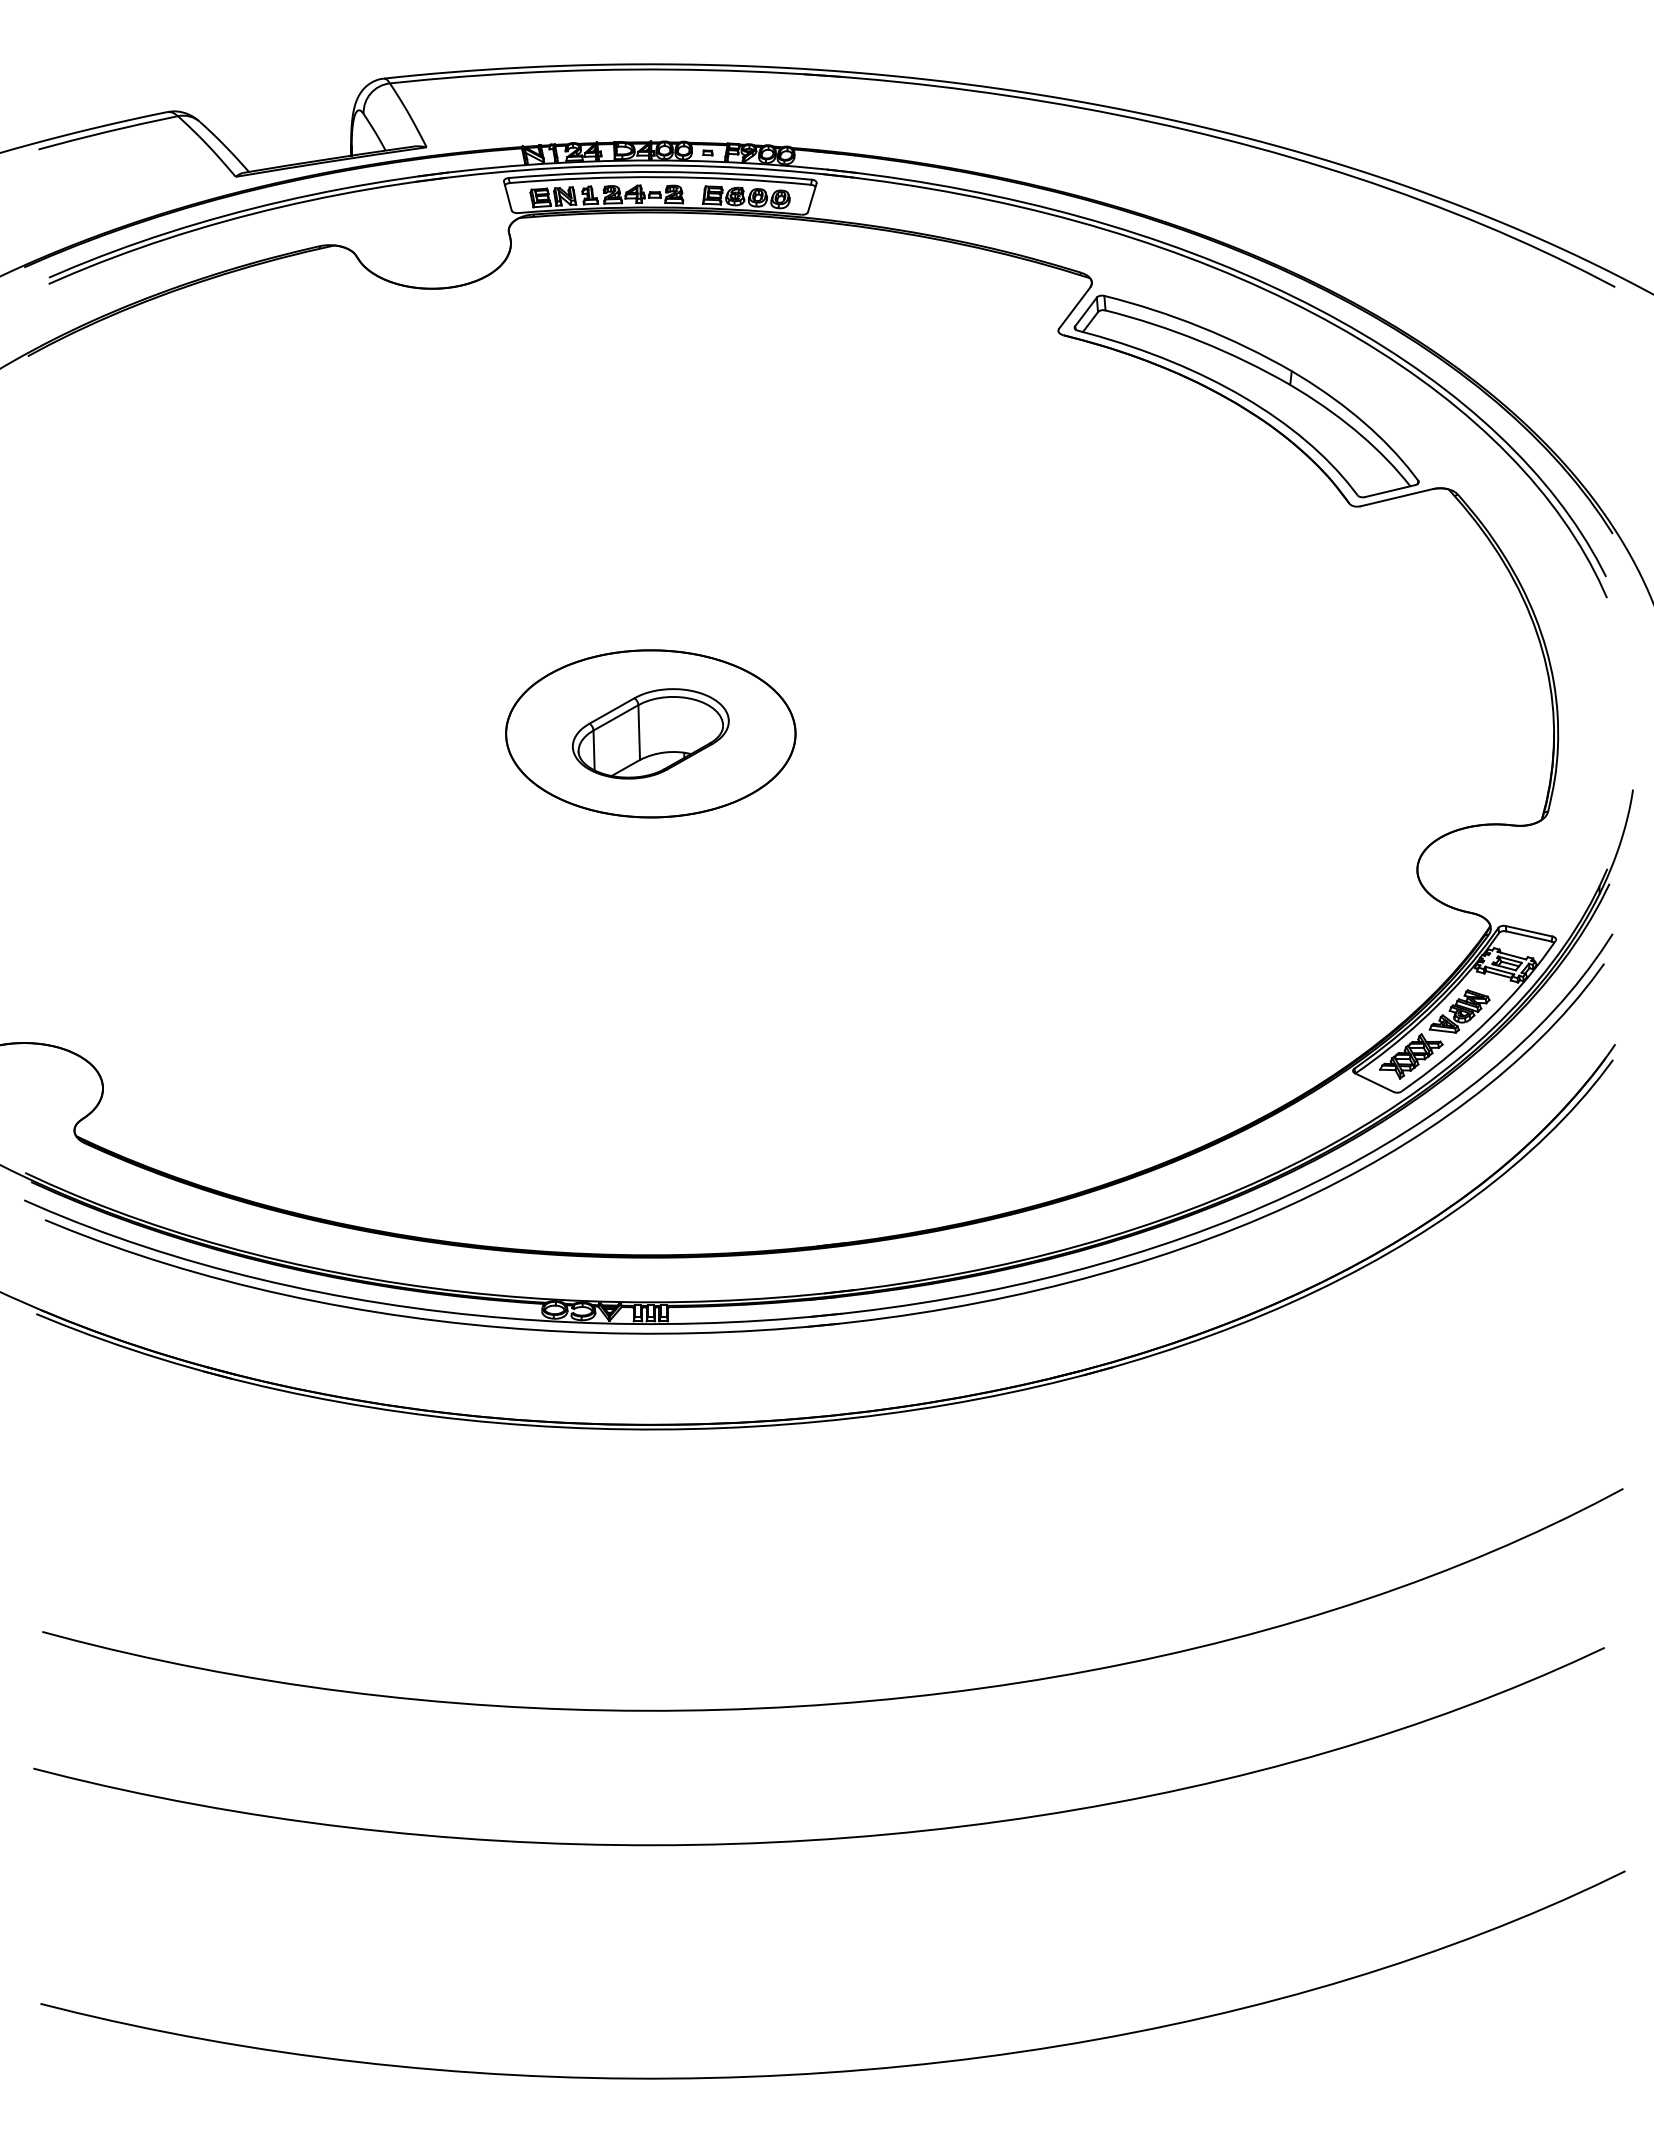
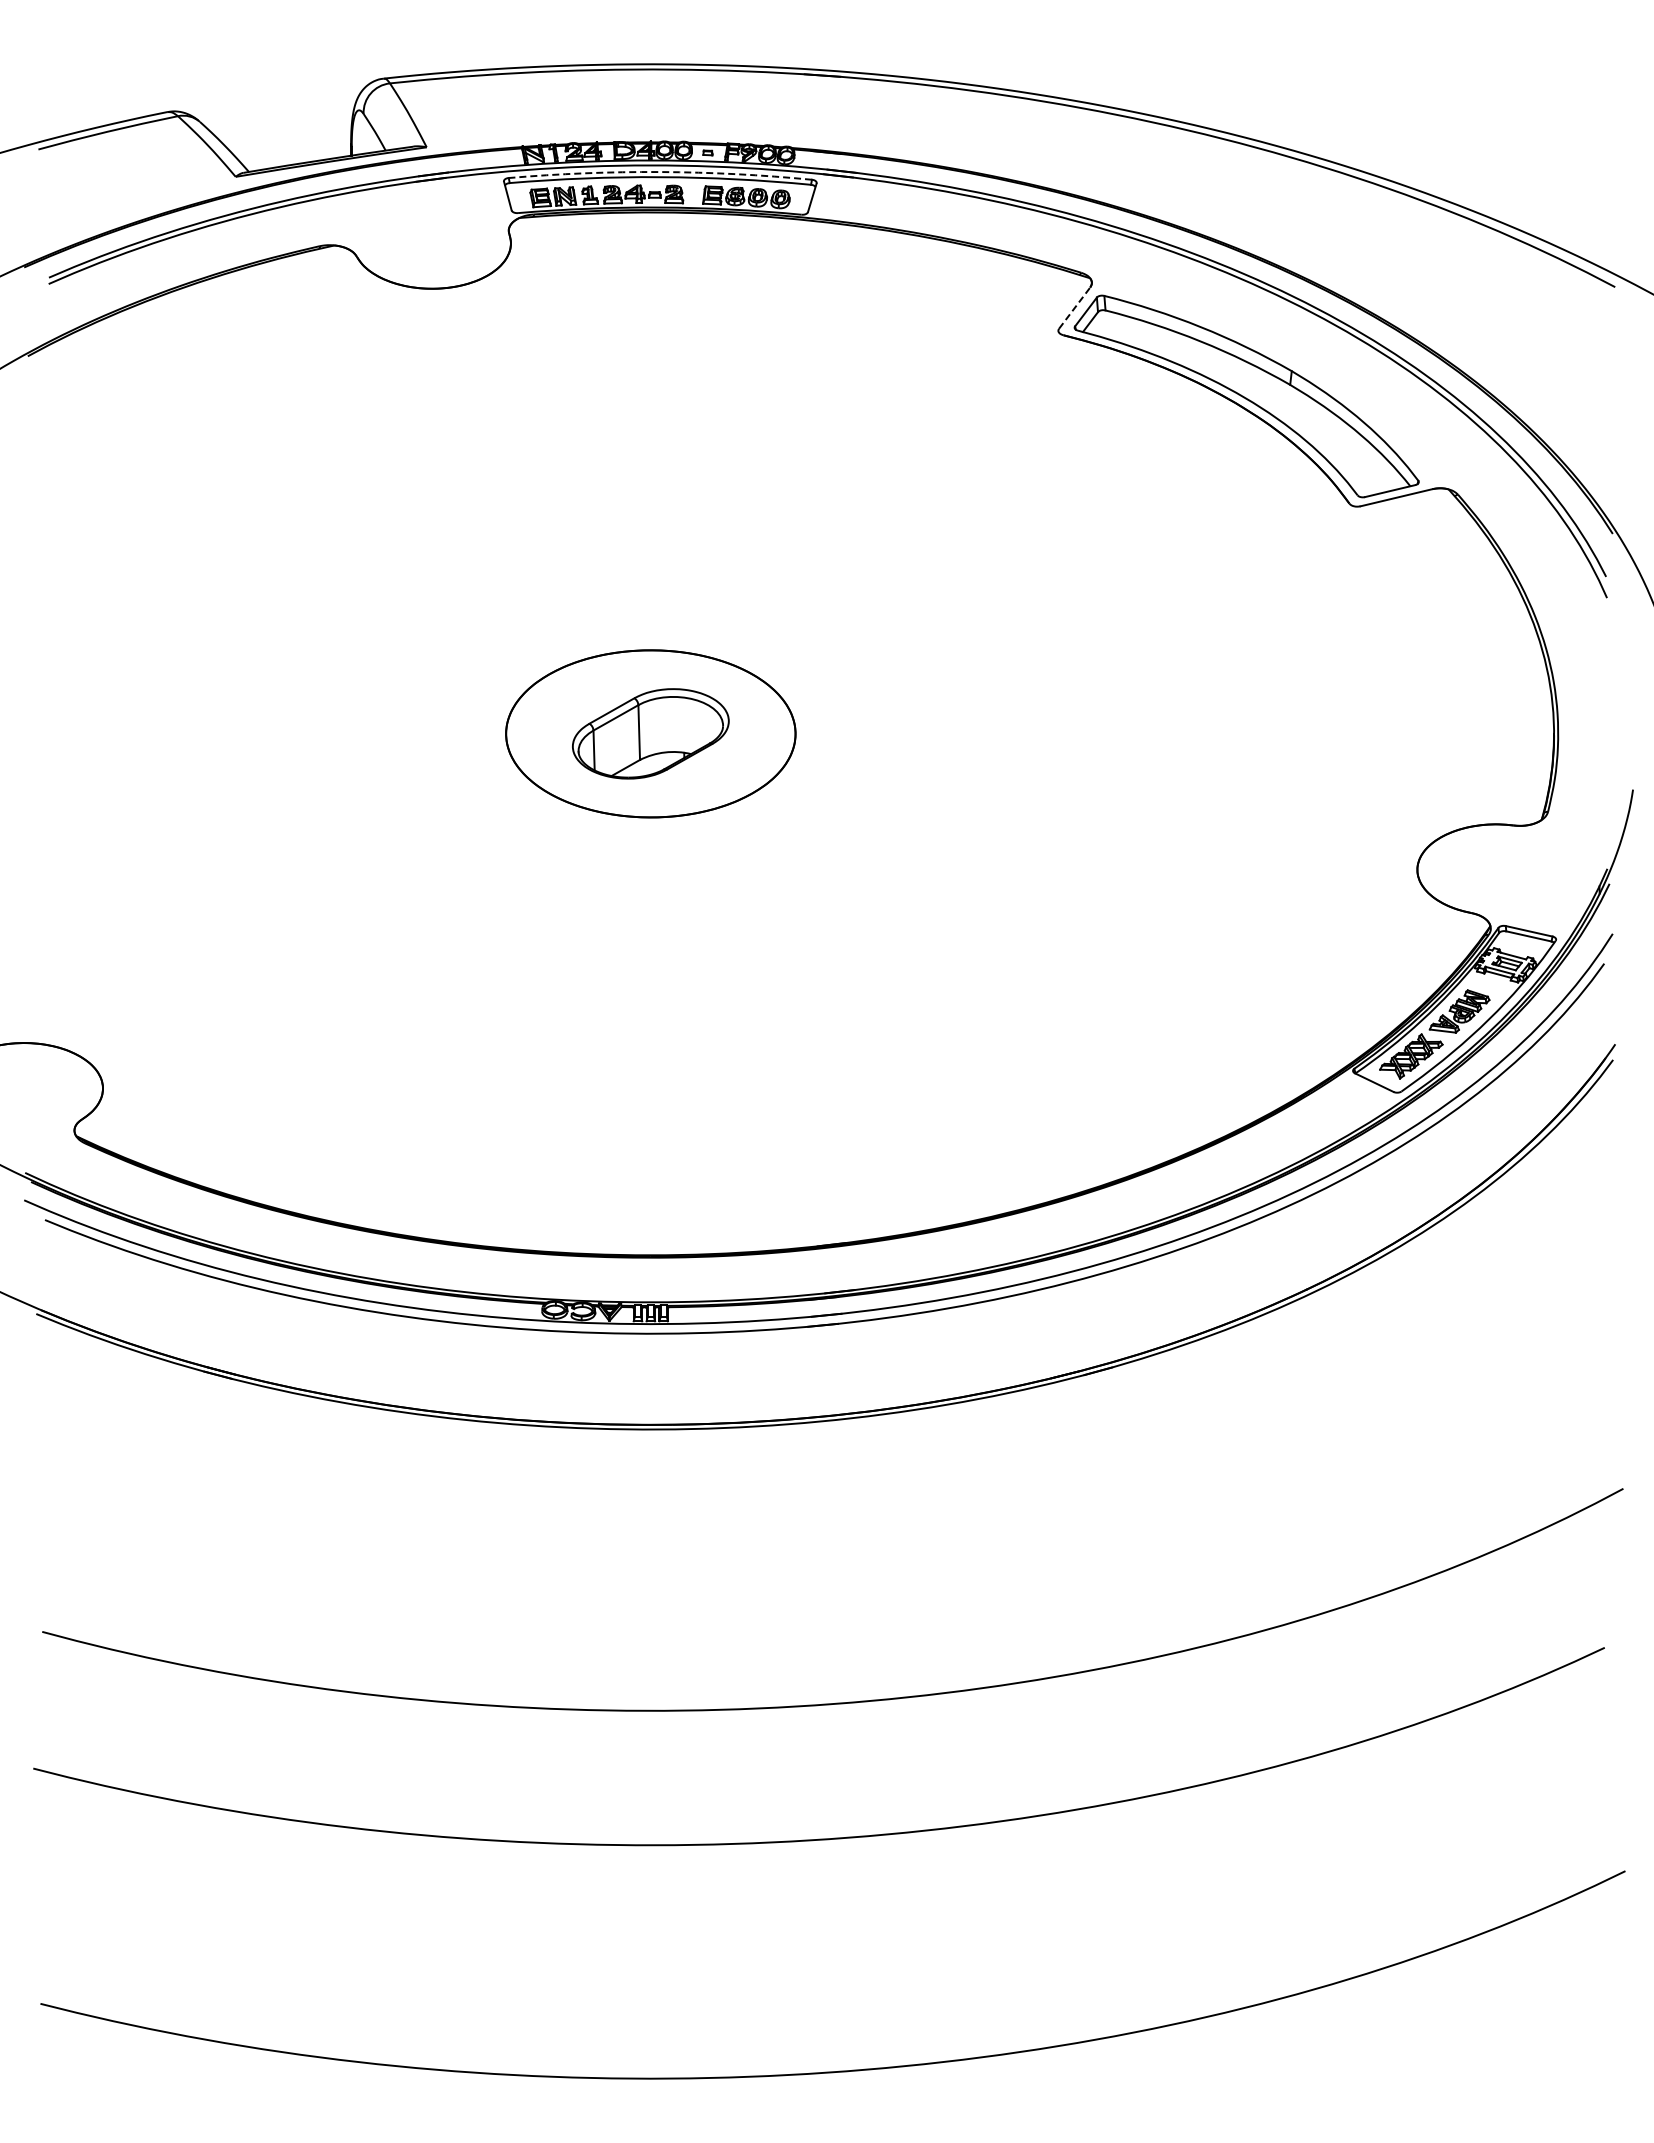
arc: solid -> dashed (660, 172)
line: solid -> dashed (1074, 308)
